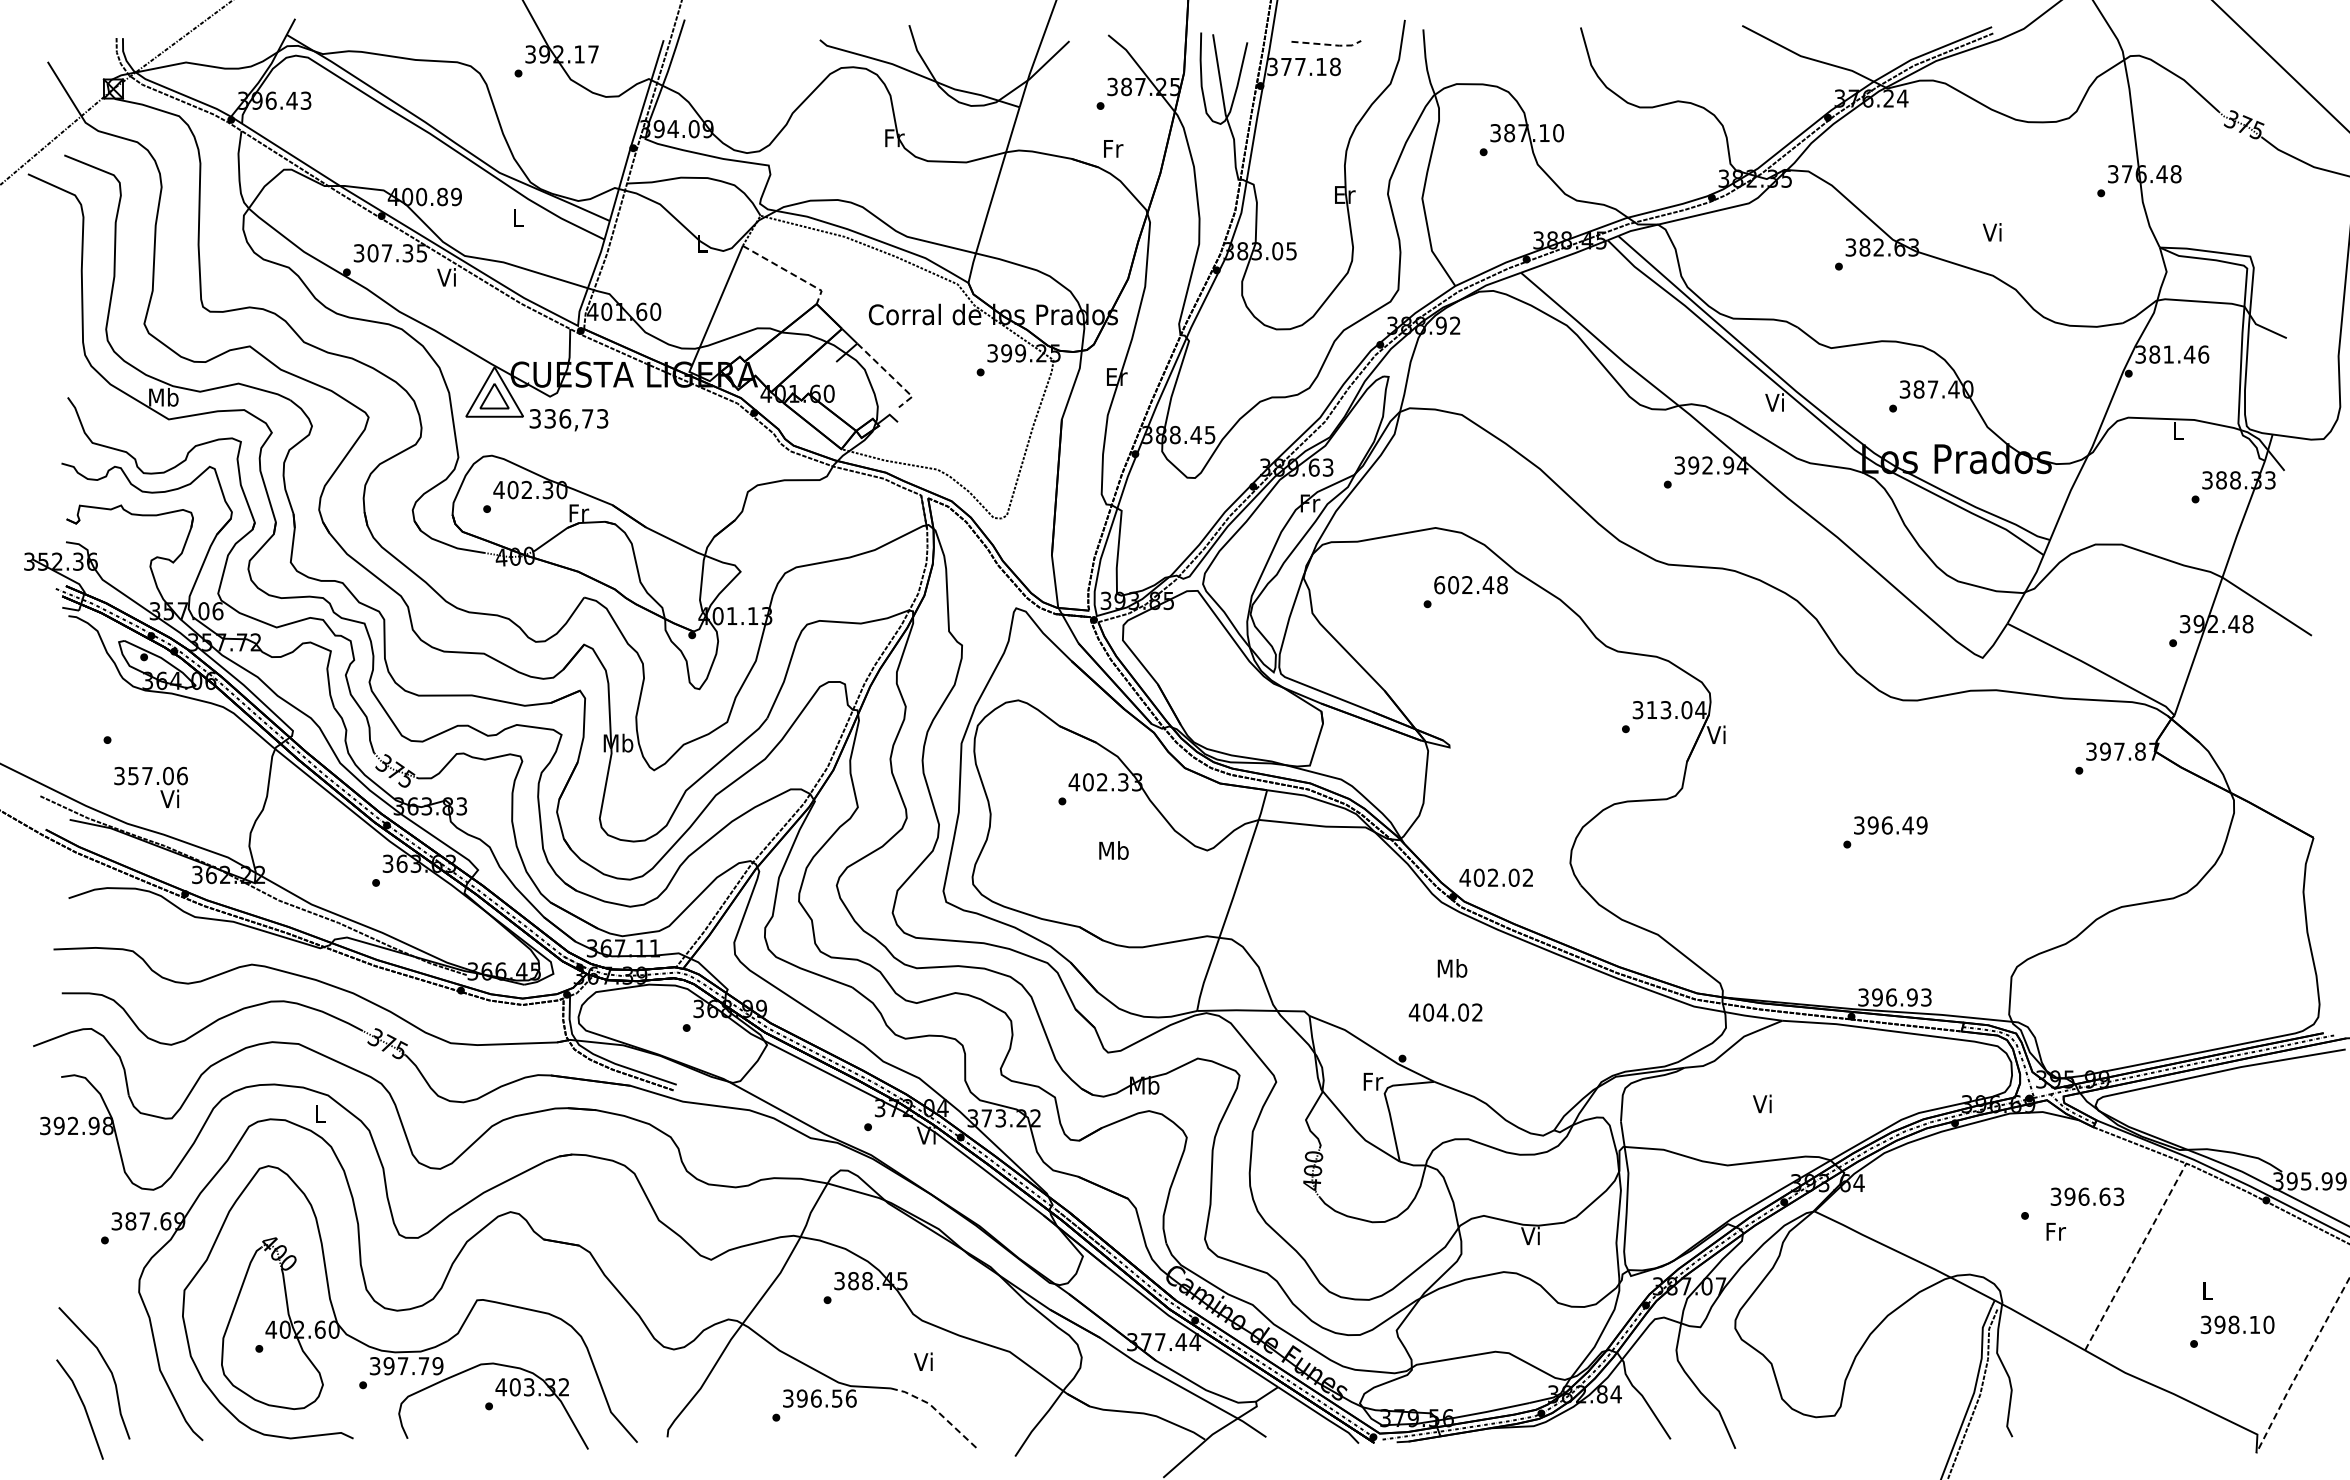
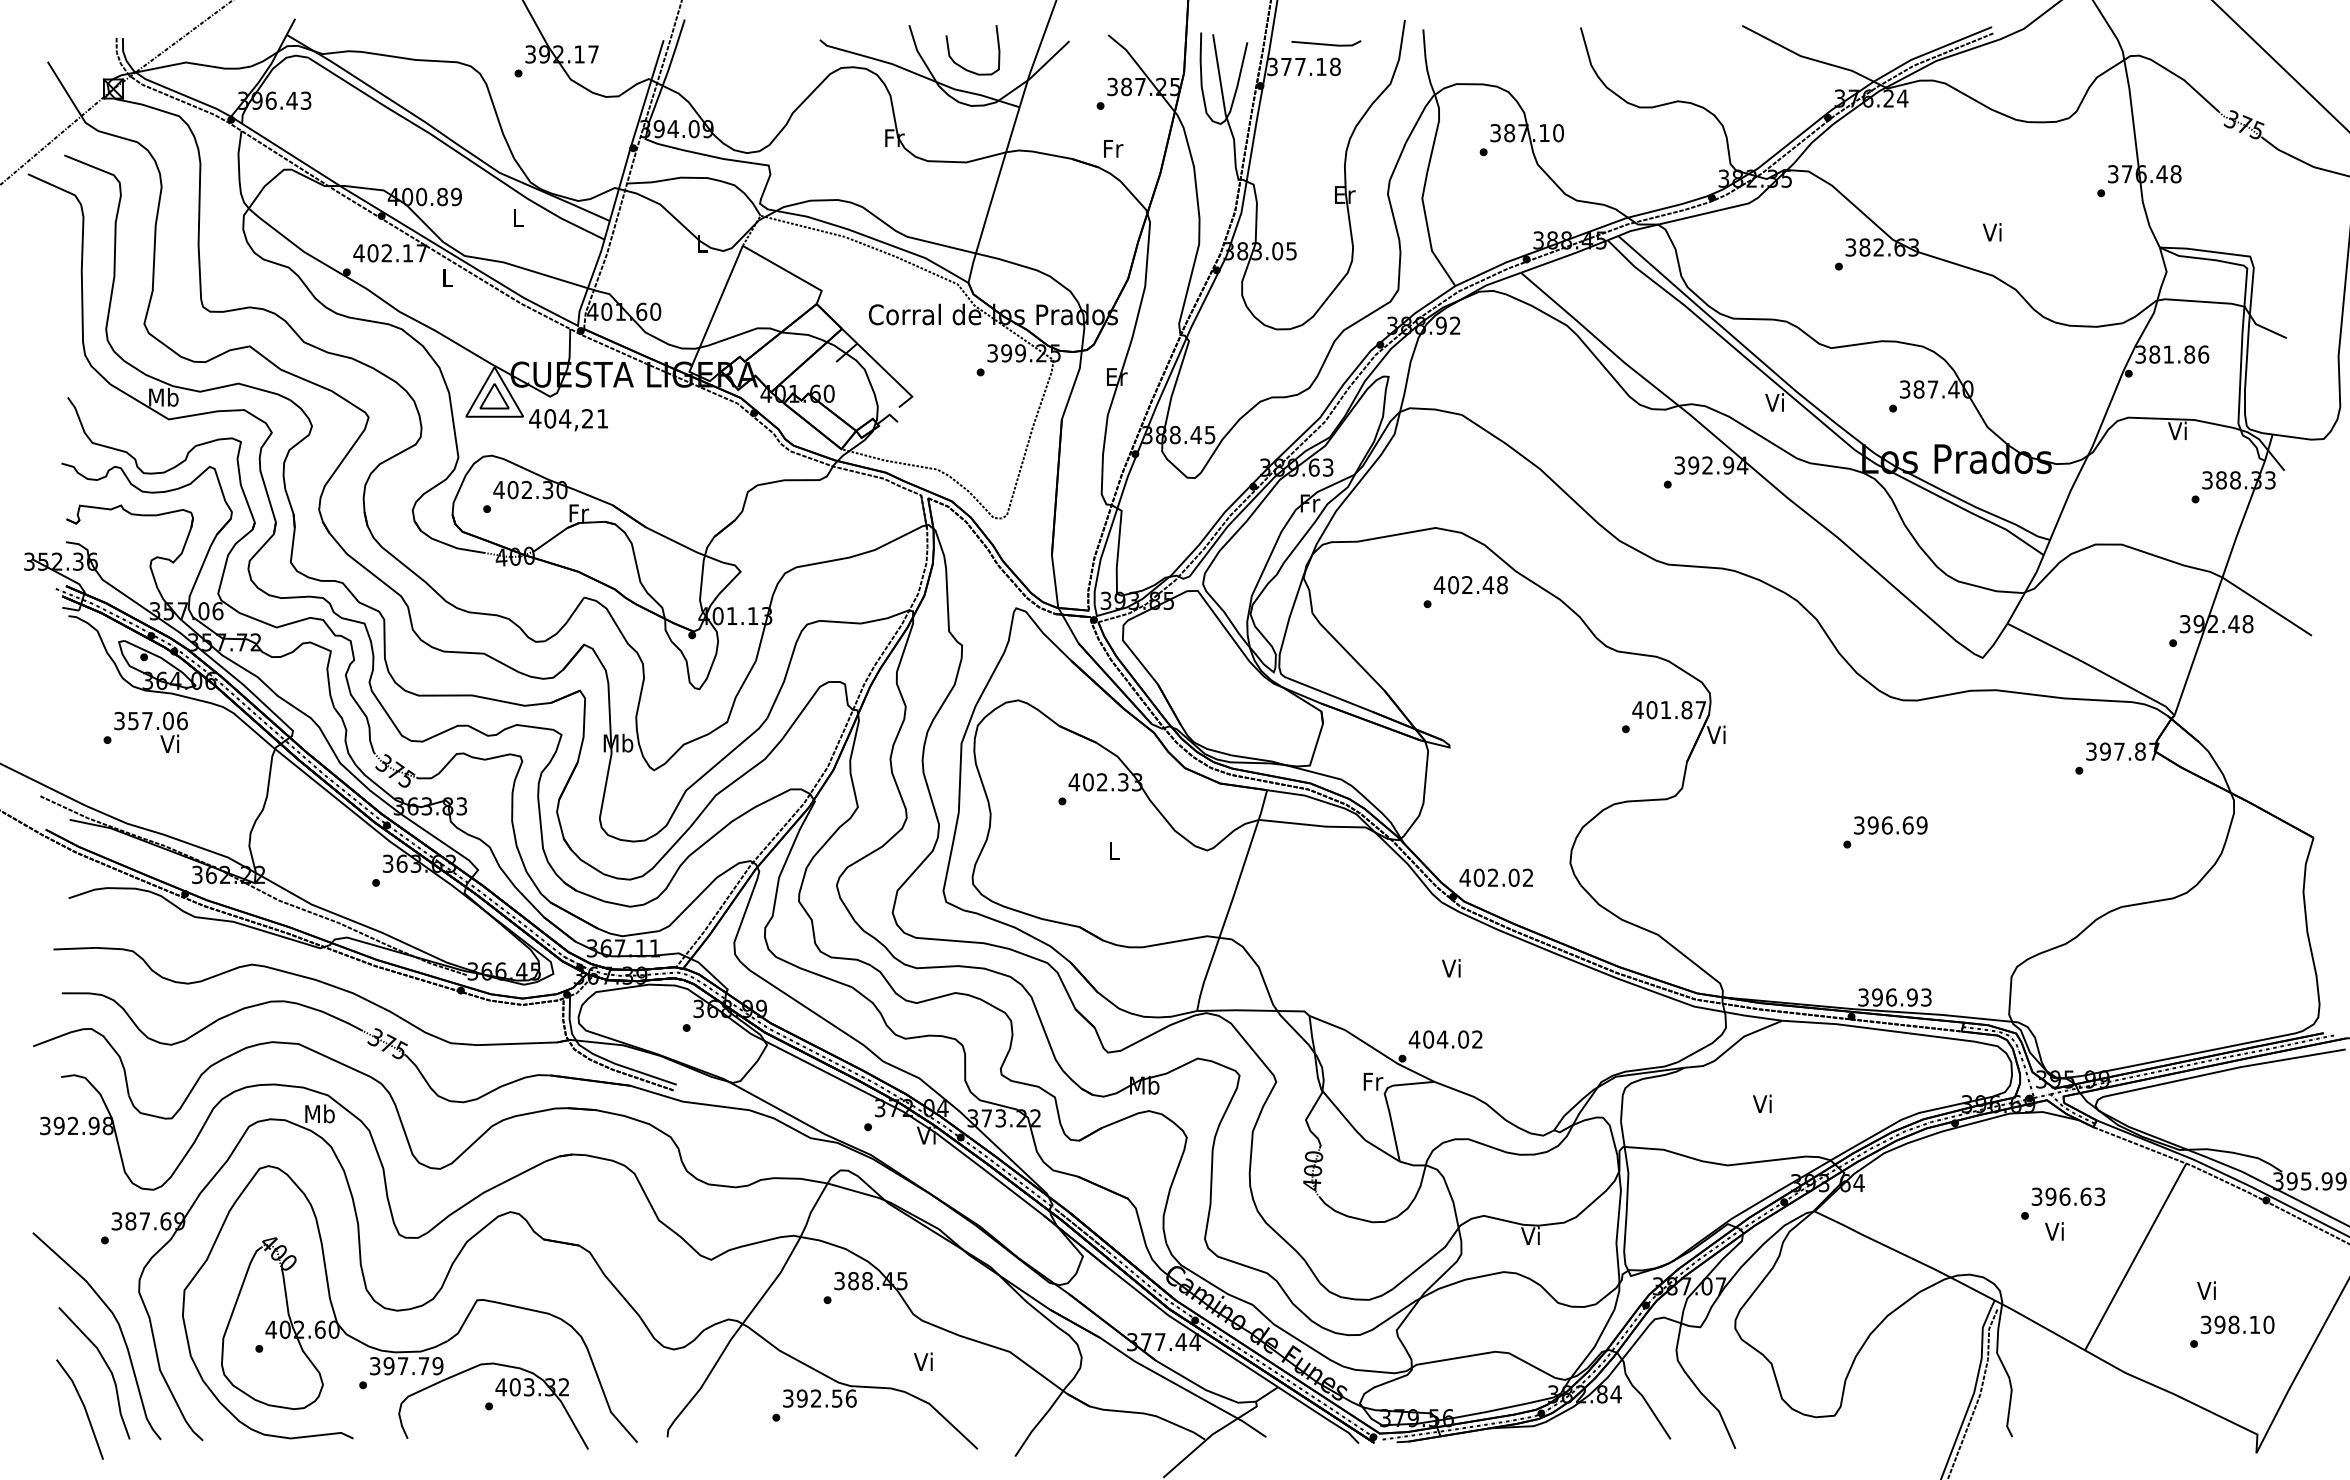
line: dashed -> solid (1328, 44)
curve: none -> present (961, 65)
text: 307.35 -> 402.17 (389, 253)
line: dashed -> solid (789, 272)
text: Vi -> L (446, 277)
text: 381.46 -> 381.86 (2189, 354)
line: dashed -> solid (891, 376)
text: 336,73 -> 404,21 (568, 418)
text: L -> Vi (2177, 430)
text: 602.48 -> 402.48 (1439, 585)
text: 313.04 -> 401.87 (1669, 710)
text position: (150, 786) -> (150, 731) (150, 731)
text: 396.49 -> 396.69 (1907, 825)
text: Mb -> L (1113, 850)
text: Mb -> Vi (1452, 968)
text position: (1445, 1012) -> (1445, 1039) (1445, 1039)
text: L -> Mb (319, 1113)
text position: (2087, 1196) -> (2068, 1196) (2068, 1196)
text: Fr -> Vi (2055, 1231)
line: dashed -> solid (2135, 1256)
text: L -> Vi (2206, 1290)
curve: none -> present (119, 1329)
line: dashed -> solid (2301, 1366)
text: 396.56 -> 392.56 (816, 1398)
line: dashed -> solid (937, 1411)
